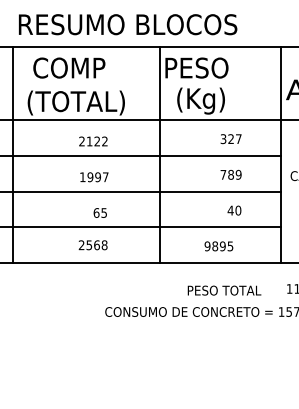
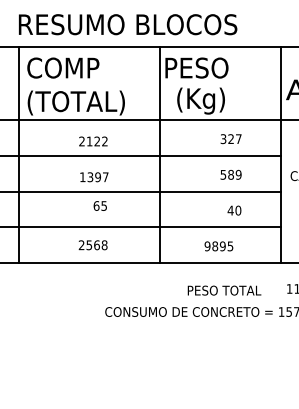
text position: (69, 67) -> (63, 67) (63, 67)
line position: (13, 155) -> (19, 155) (19, 155)
text: 789 -> 589 (223, 174)
text: 1997 -> 1397 (90, 176)
text position: (99, 212) -> (99, 205) (99, 205)
